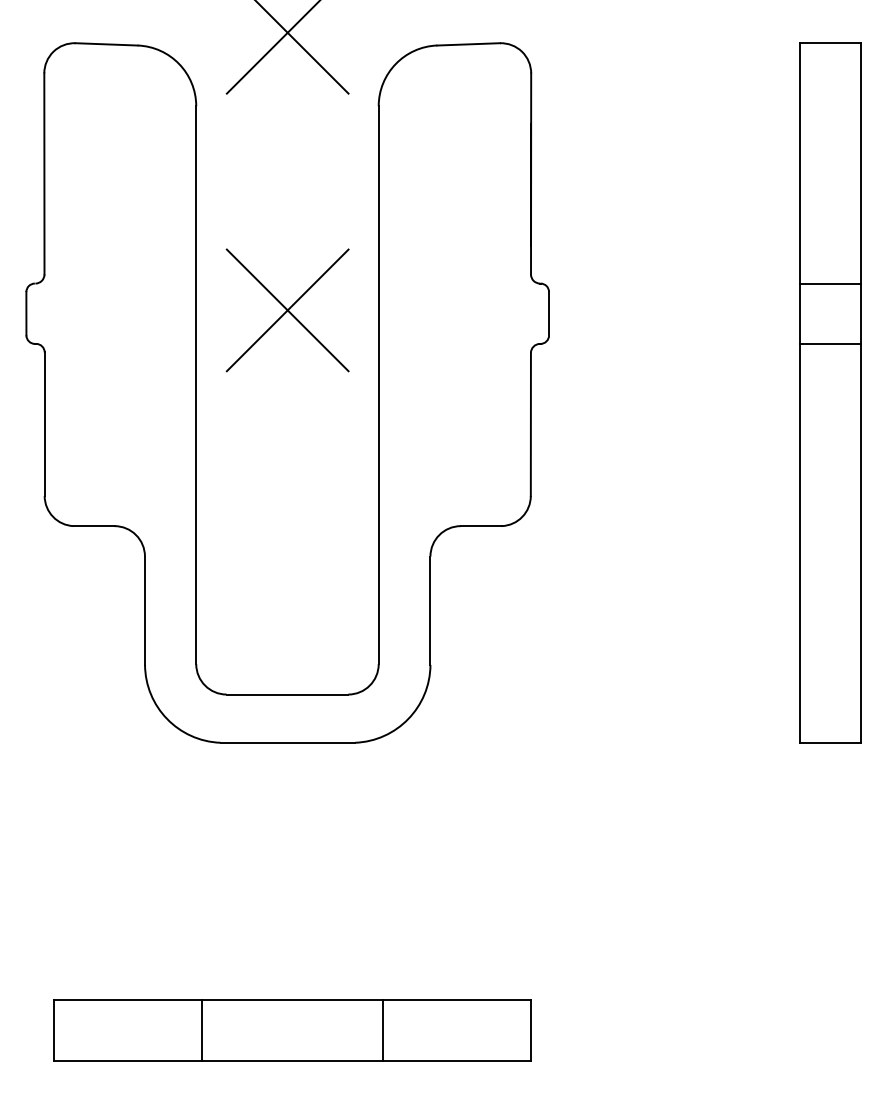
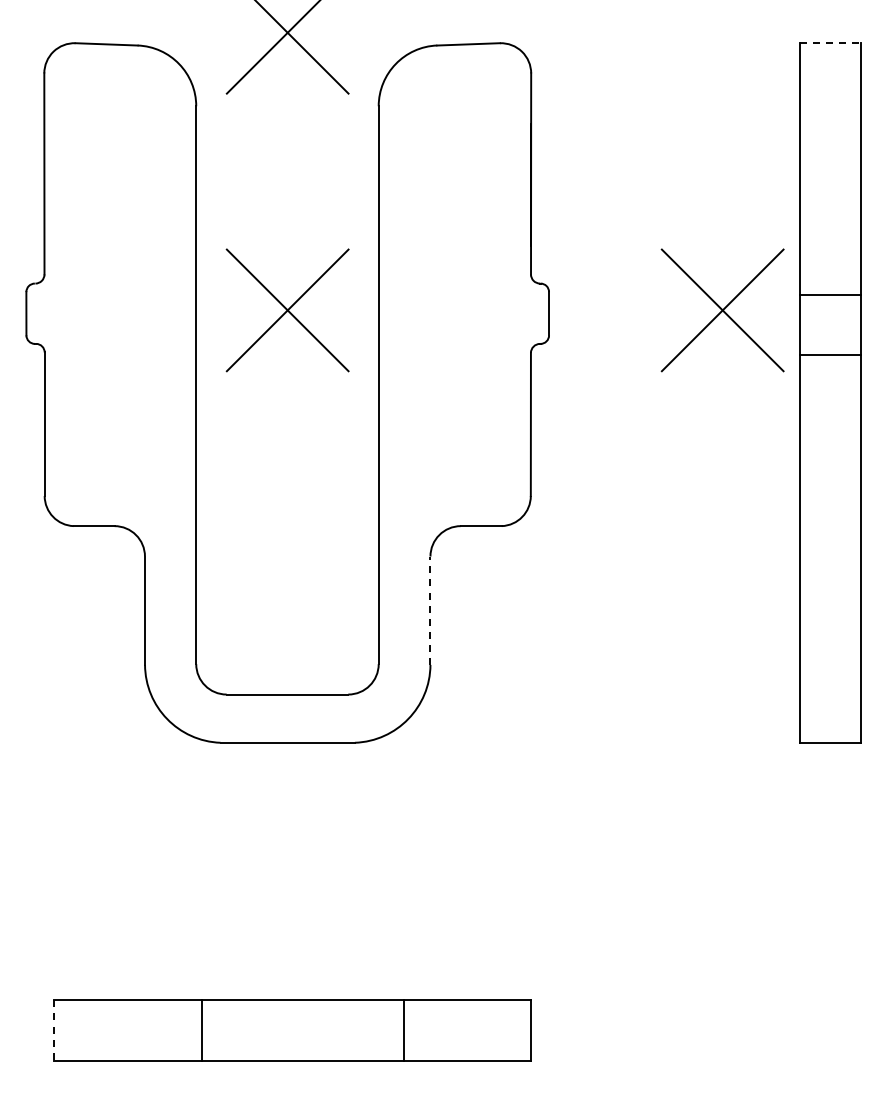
line: solid -> dashed (830, 43)
line position: (829, 283) -> (829, 294) (829, 294)
part: none -> present (722, 310)
line position: (829, 343) -> (829, 354) (829, 354)
line: solid -> dashed (430, 610)
line position: (382, 1030) -> (403, 1030) (403, 1030)
line: solid -> dashed (53, 1031)
